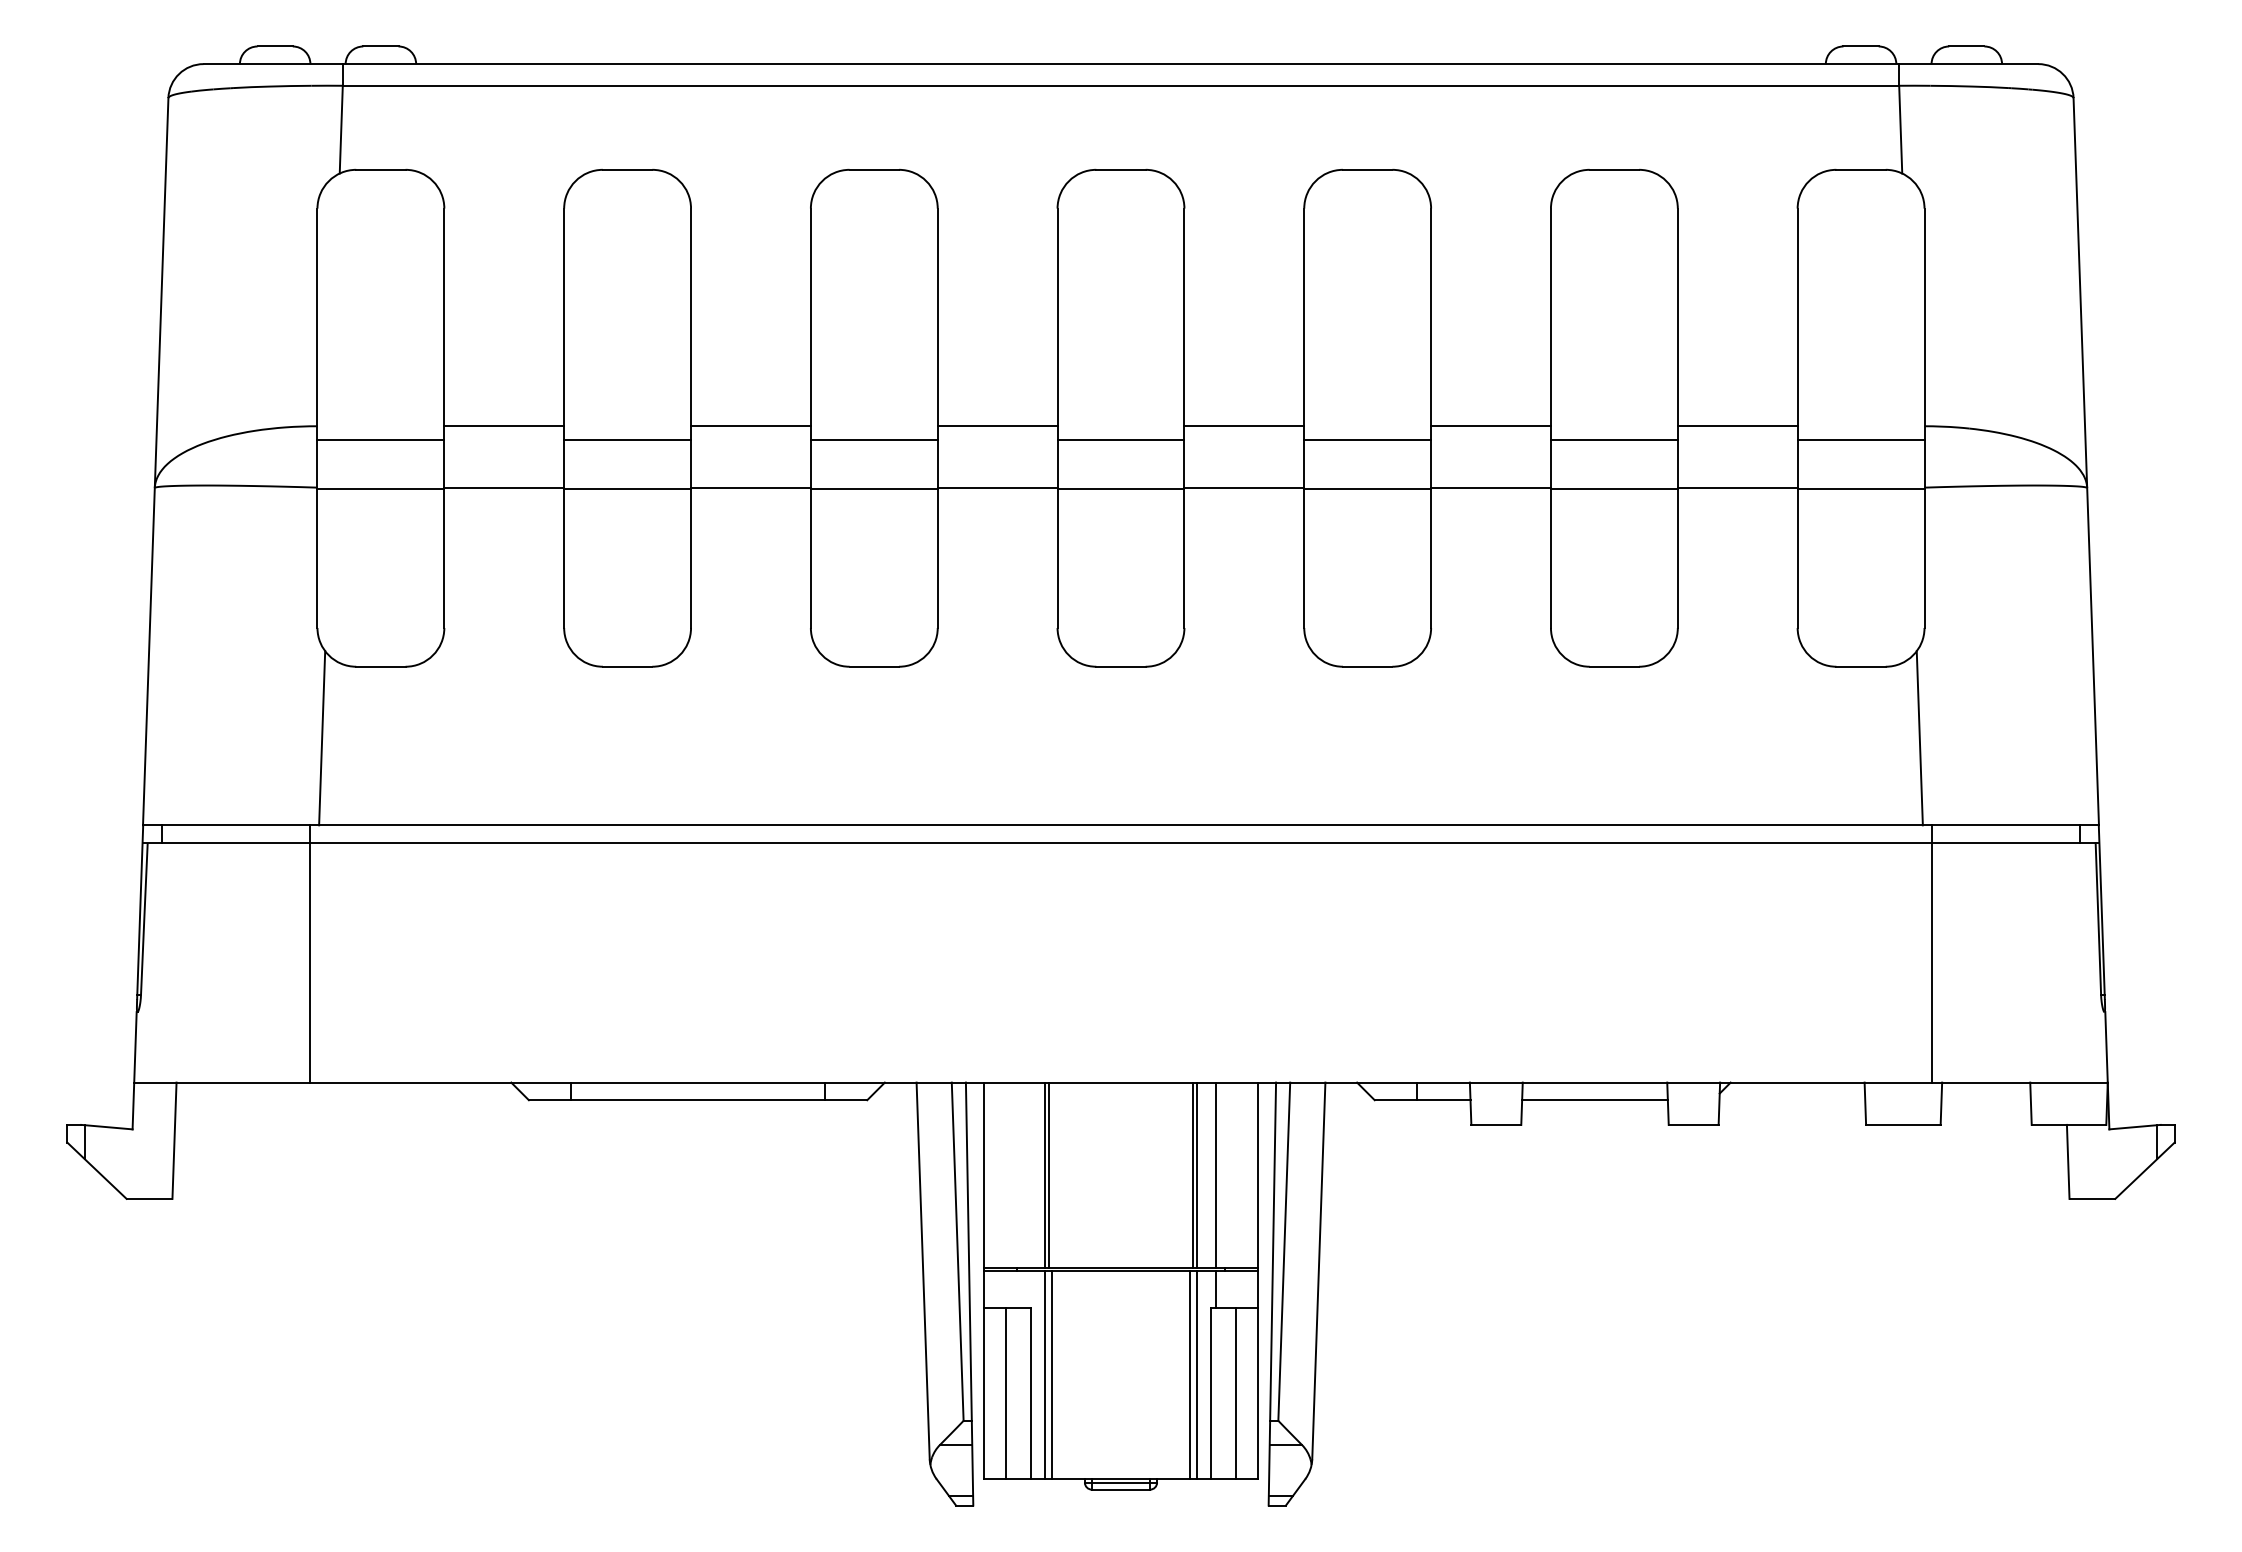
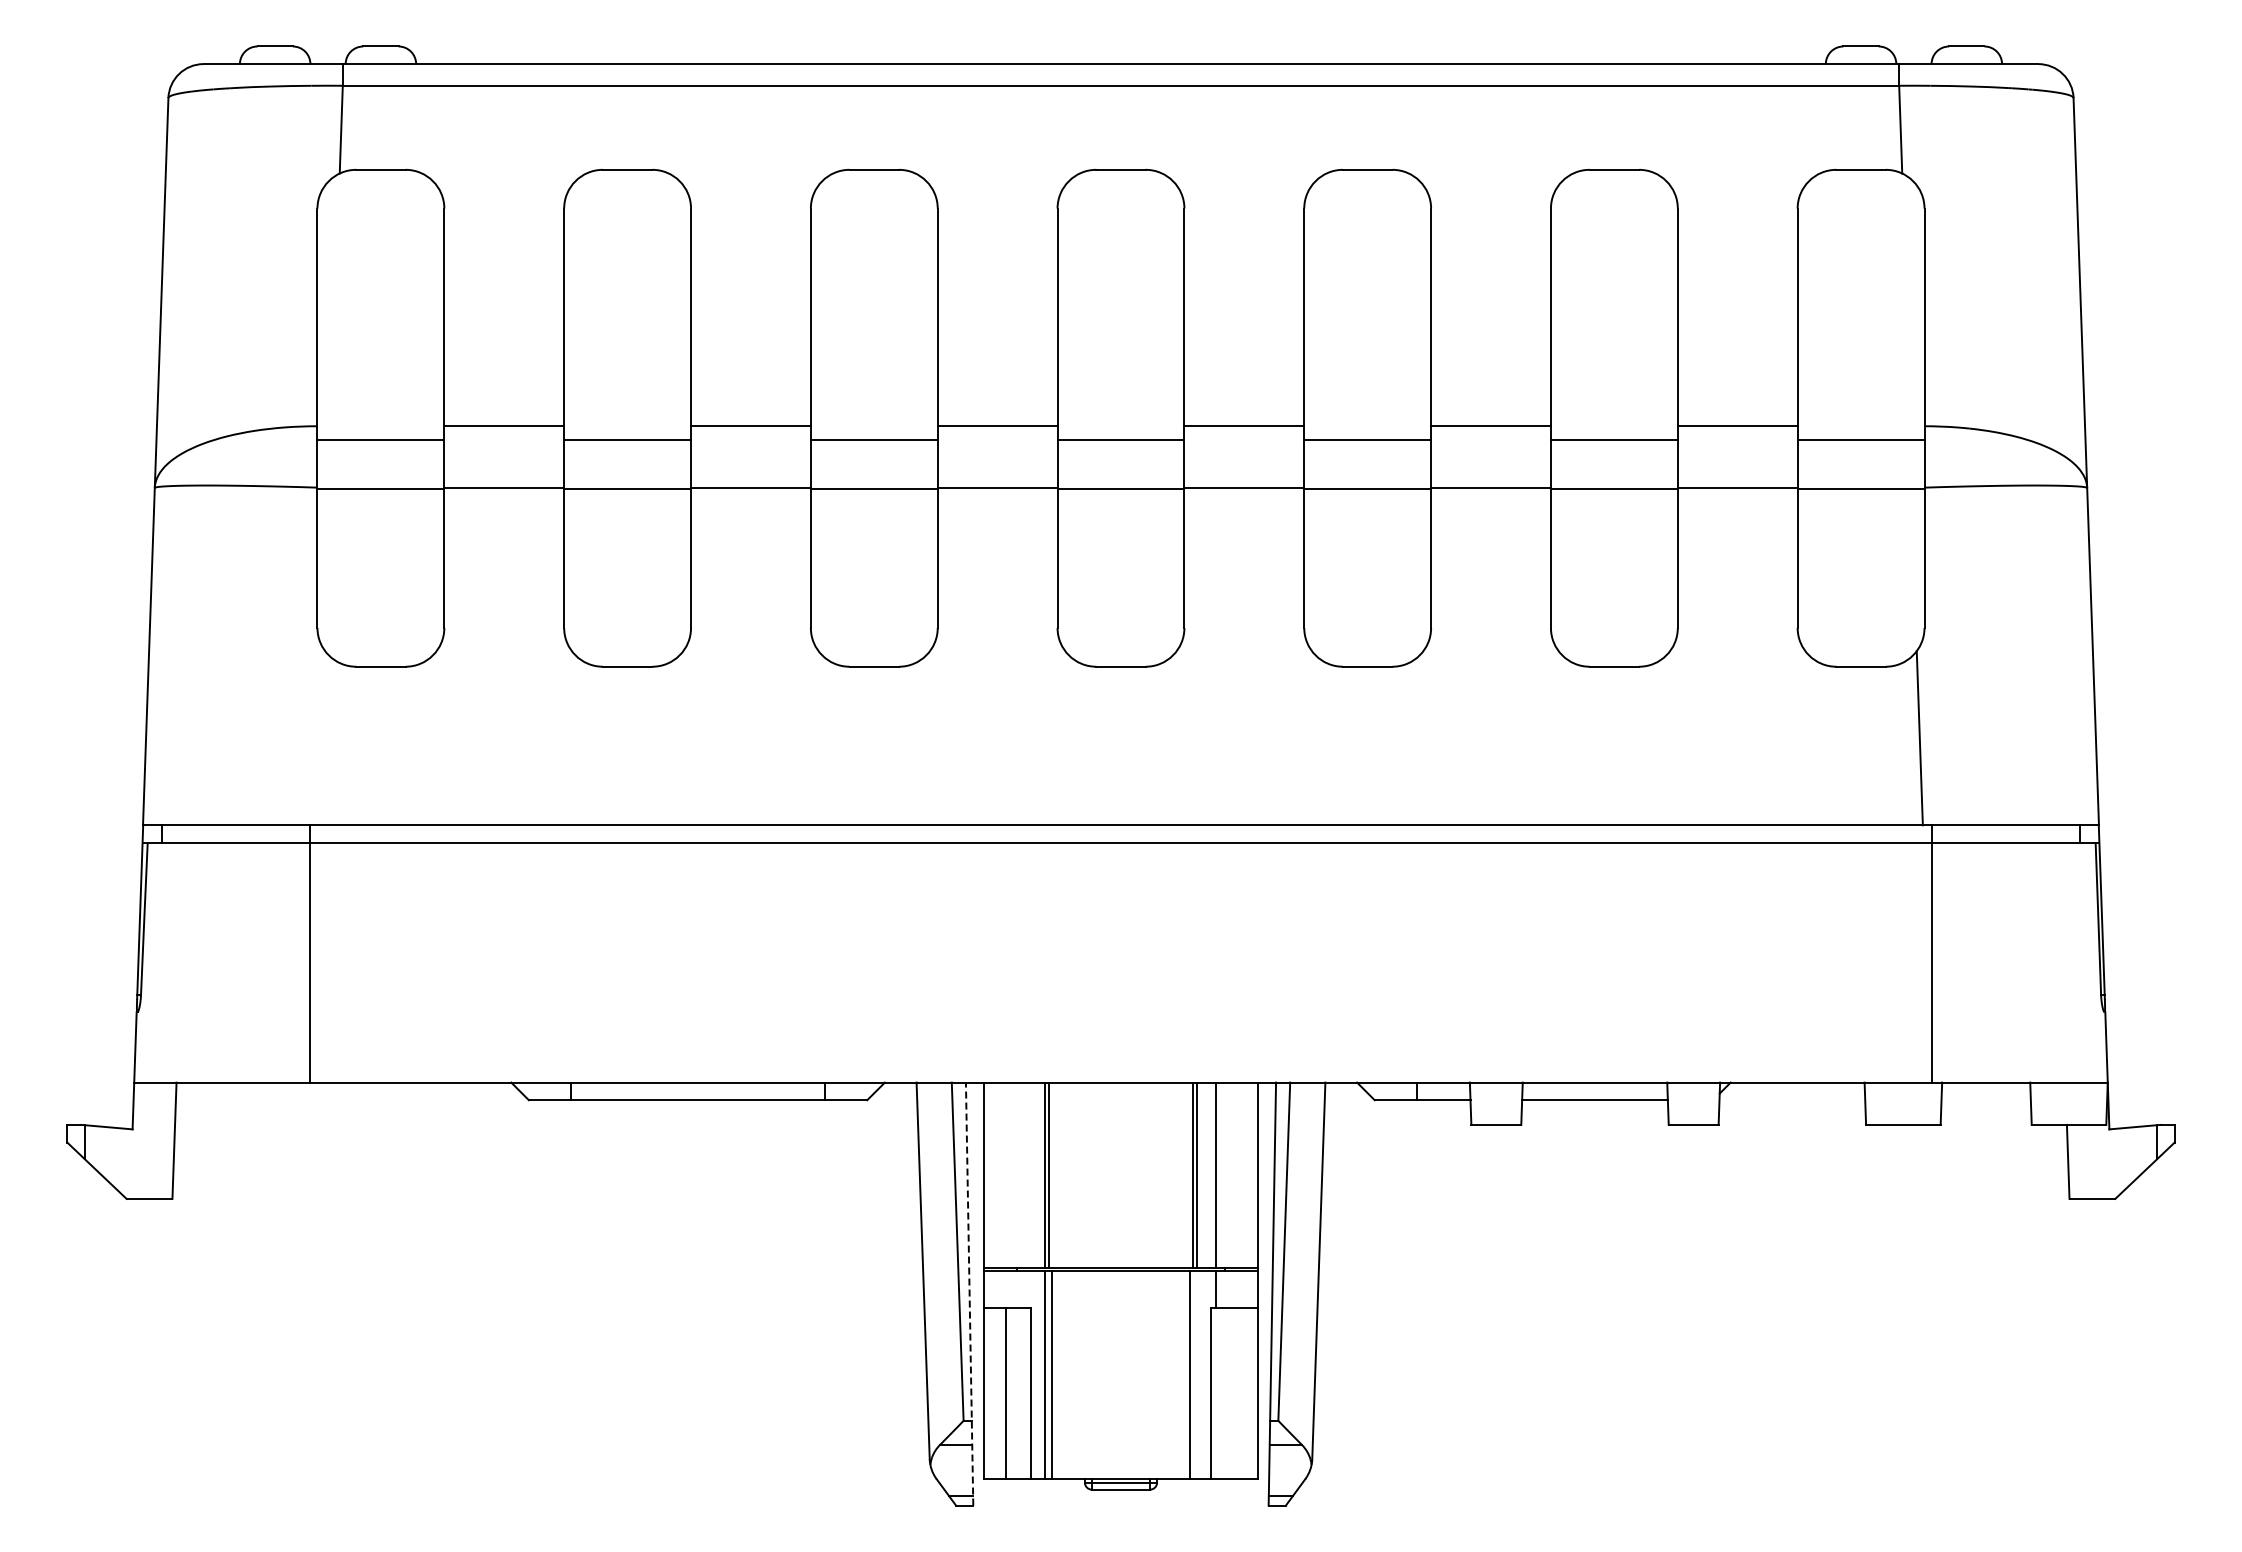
line: present -> none (322, 738)
line: solid -> dashed (969, 1293)
line: present -> none (1196, 1375)
line: present -> none (1235, 1393)
